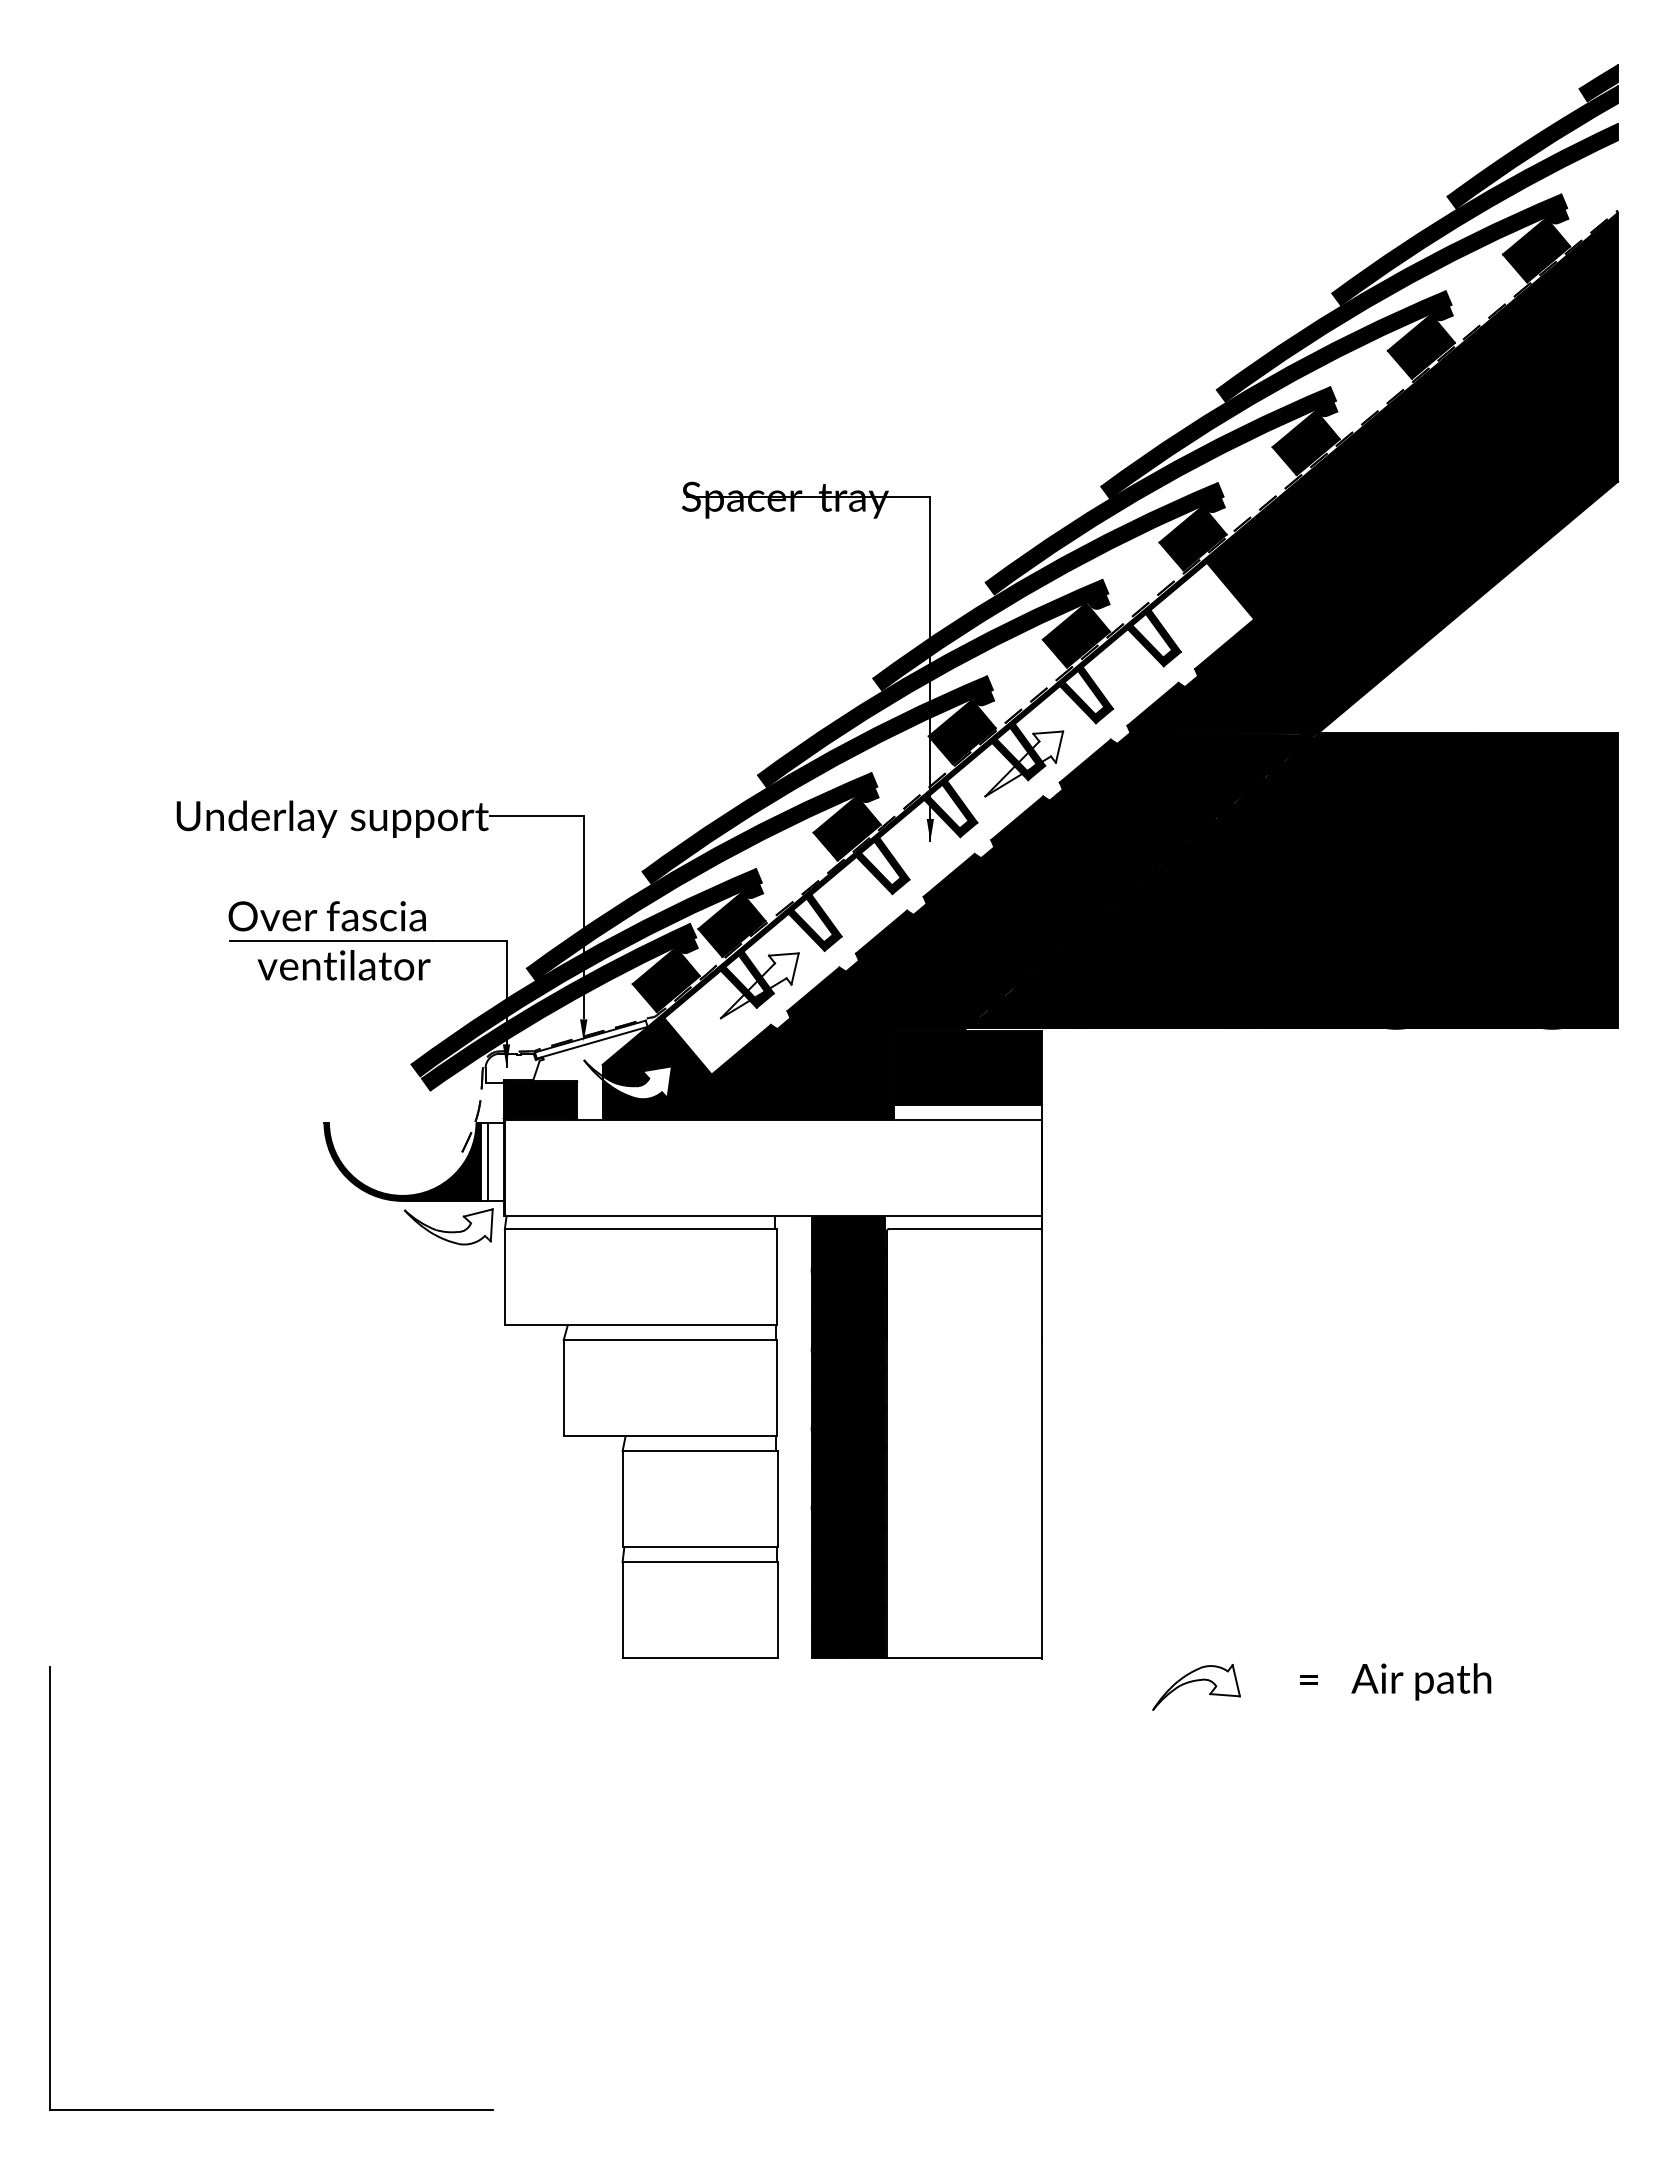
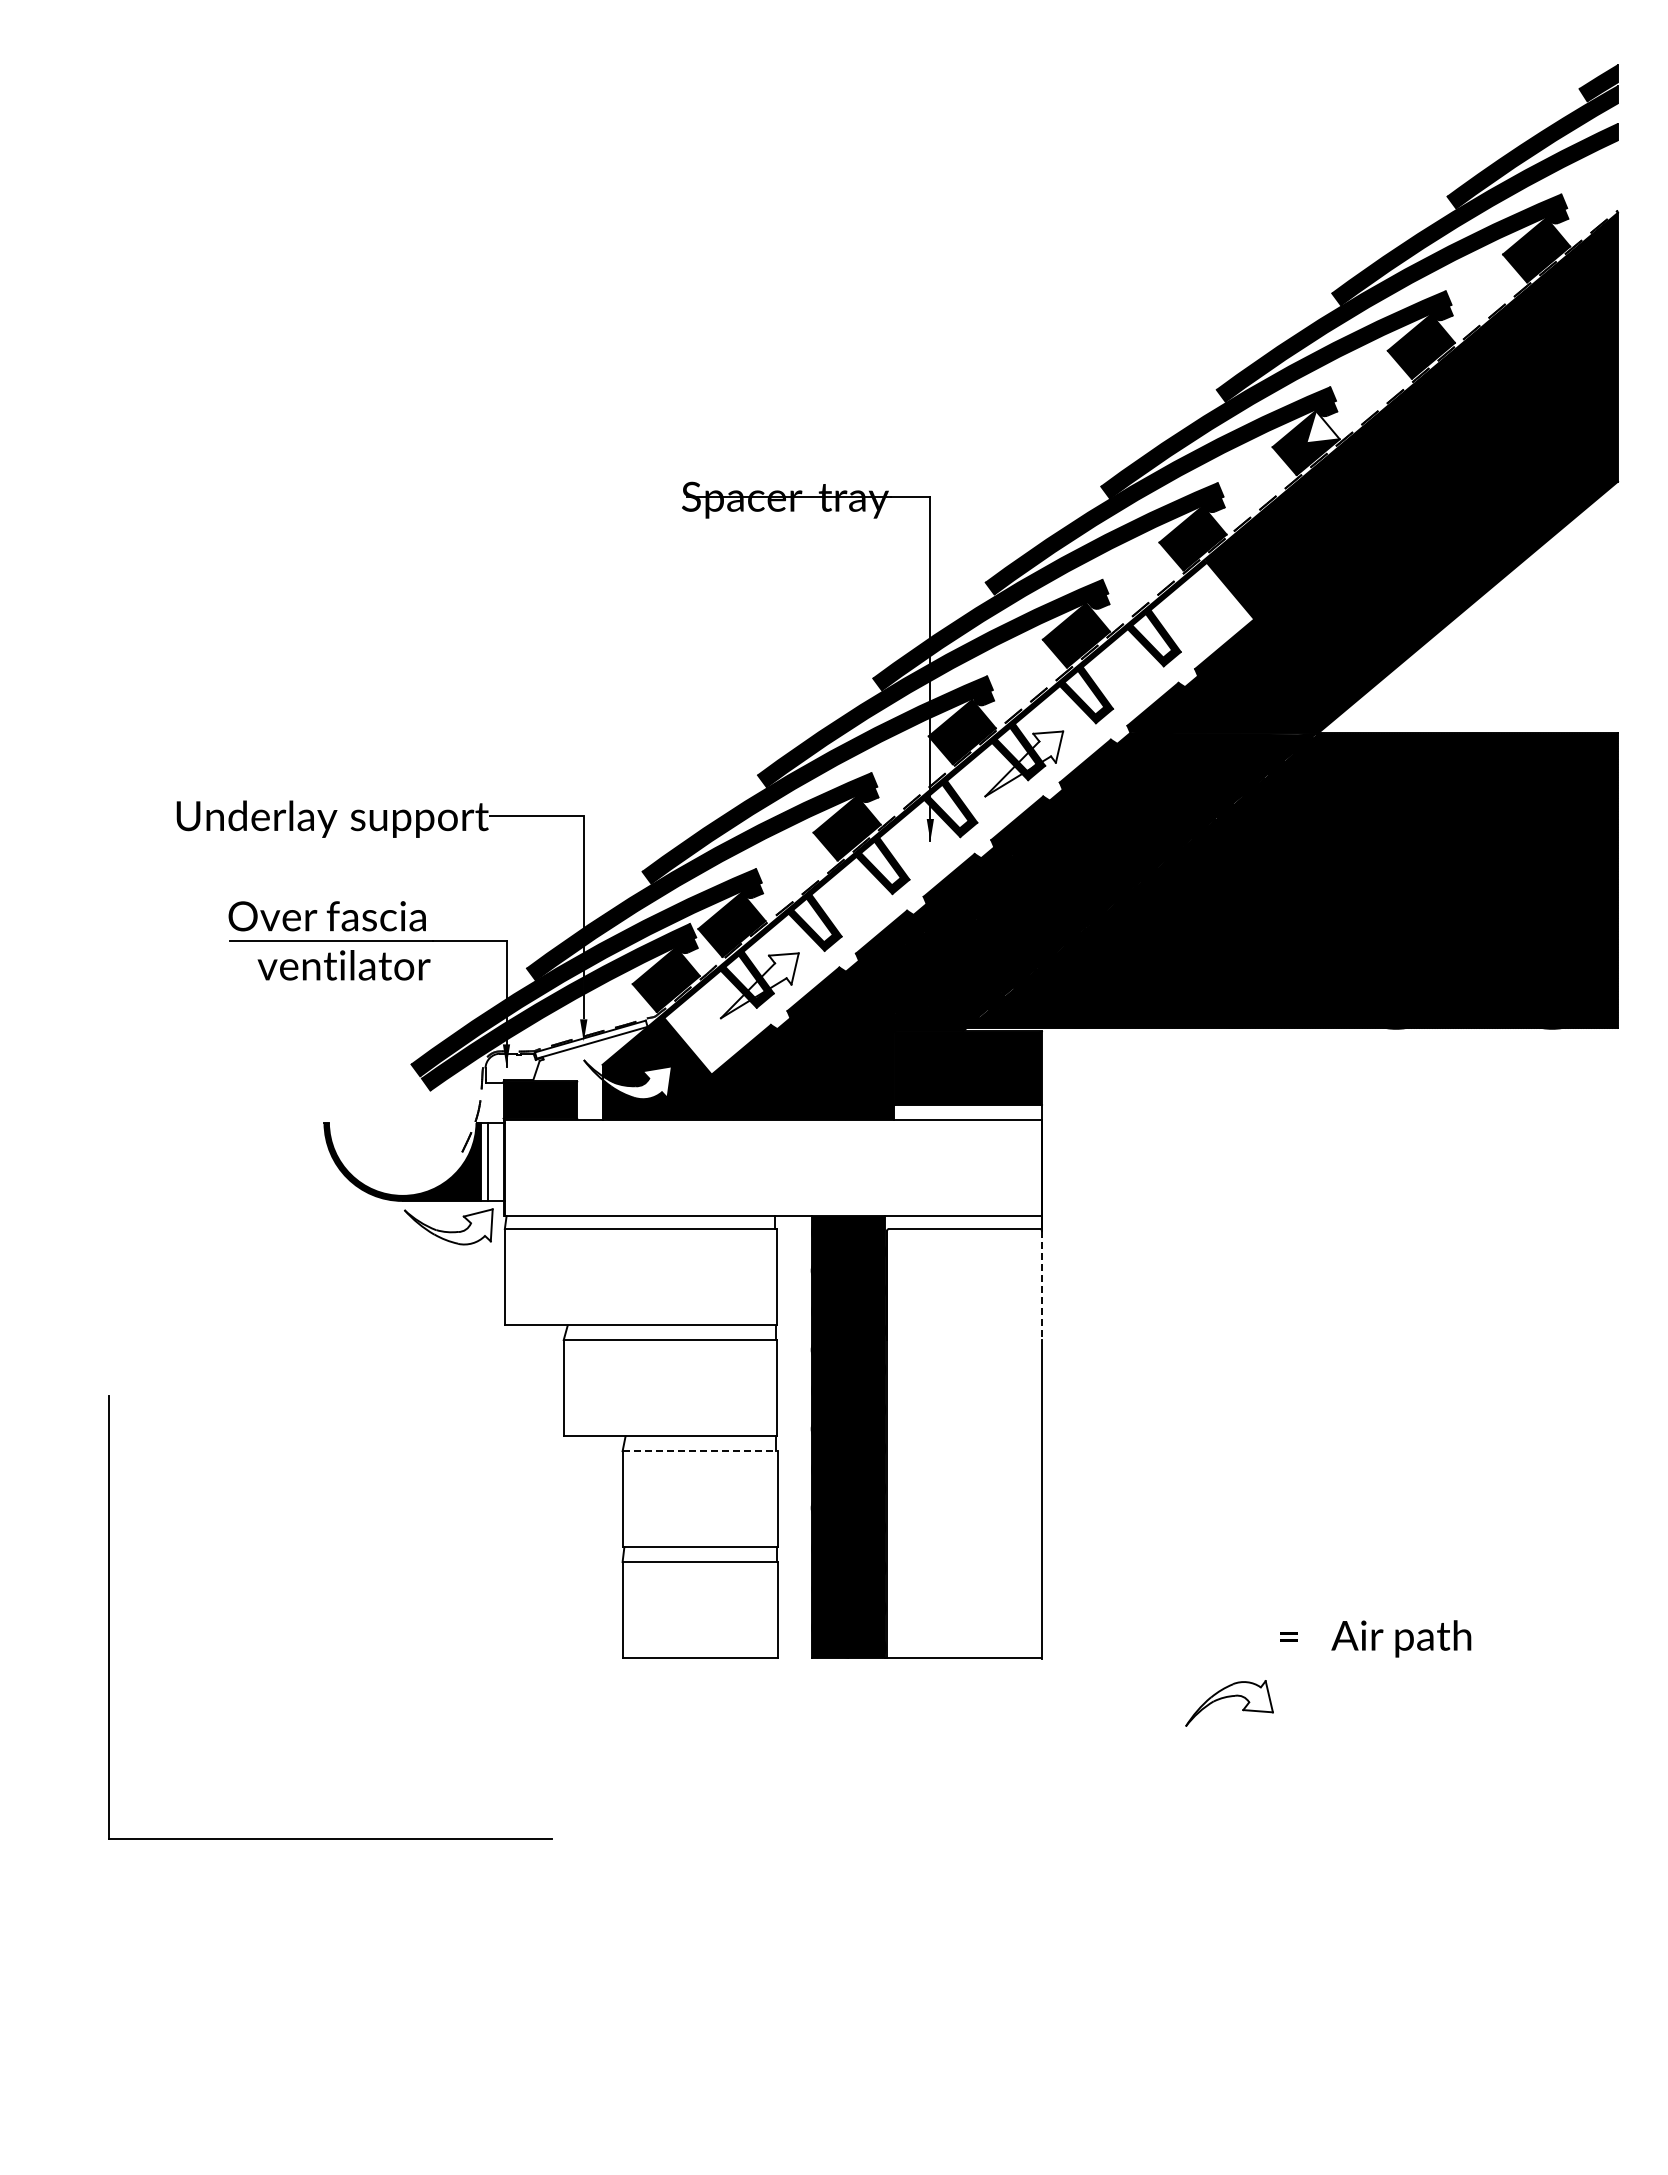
fill: present -> none (1322, 426)
line: solid -> dashed (1042, 1285)
line: solid -> dashed (700, 1451)
text position: (1395, 1681) -> (1375, 1638) (1375, 1638)
part position: (1196, 1687) -> (1229, 1703) (1229, 1703)
part position: (50, 1888) -> (109, 1617) (109, 1617)
